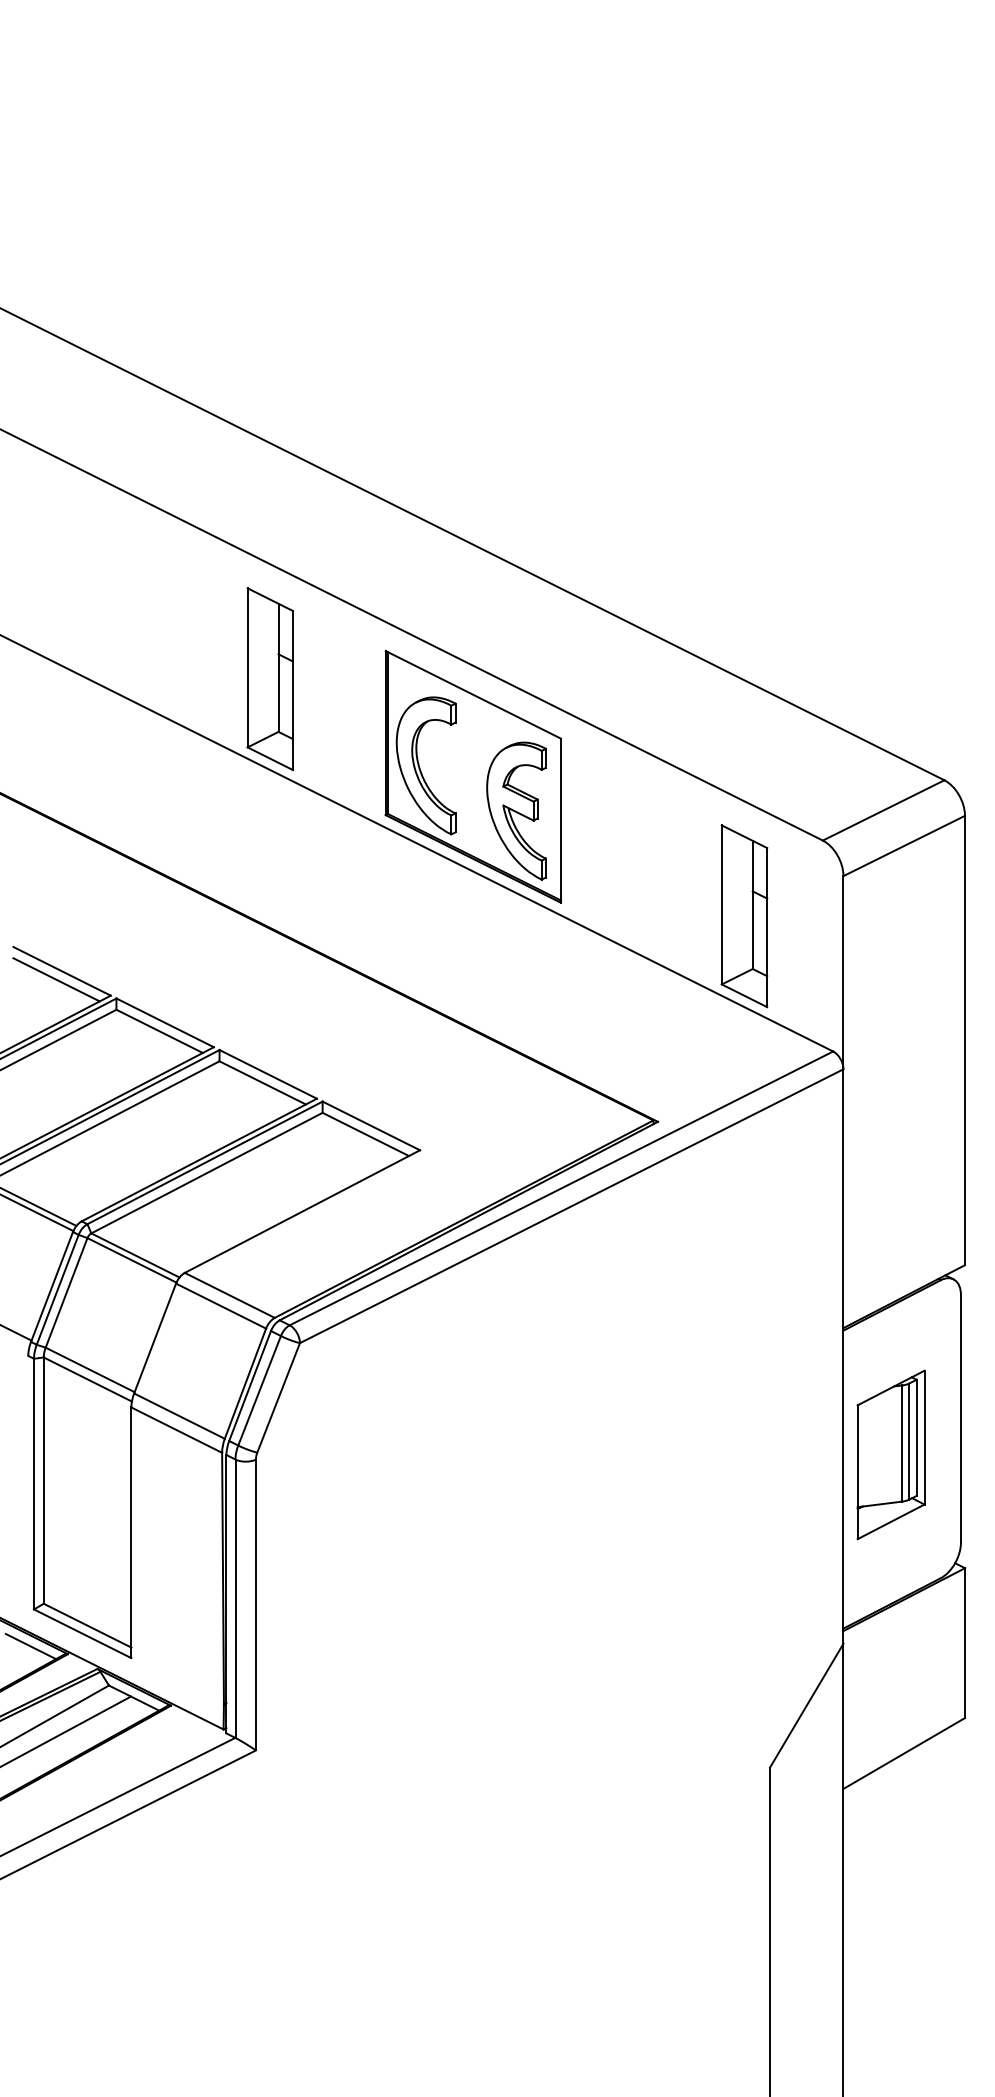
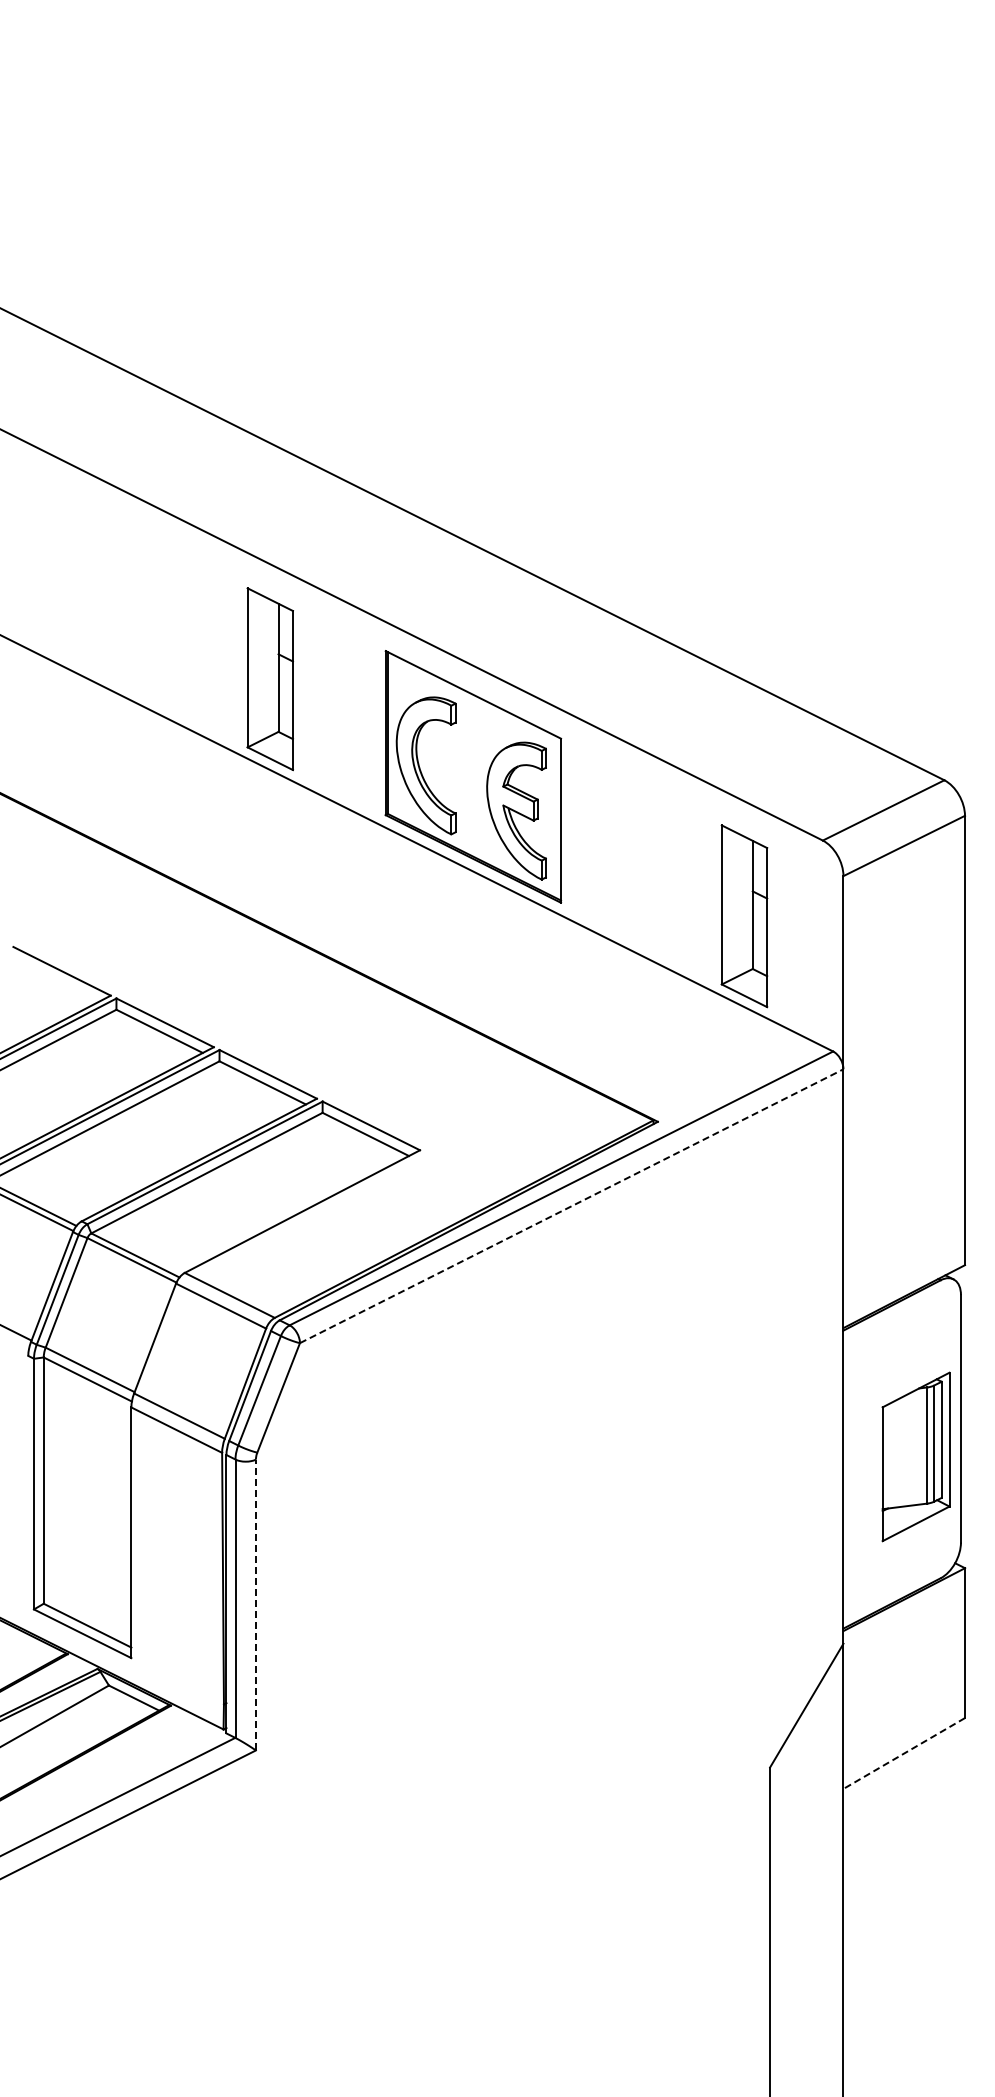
line: present -> none (56, 979)
line: solid -> dashed (572, 1205)
part position: (890, 1454) -> (915, 1456) (915, 1456)
line: solid -> dashed (255, 1604)
line: present -> none (30, 1646)
line: present -> none (66, 1731)
line: solid -> dashed (903, 1753)
